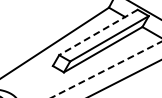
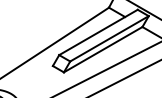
line: dashed -> solid (98, 32)
line: dashed -> solid (107, 69)
